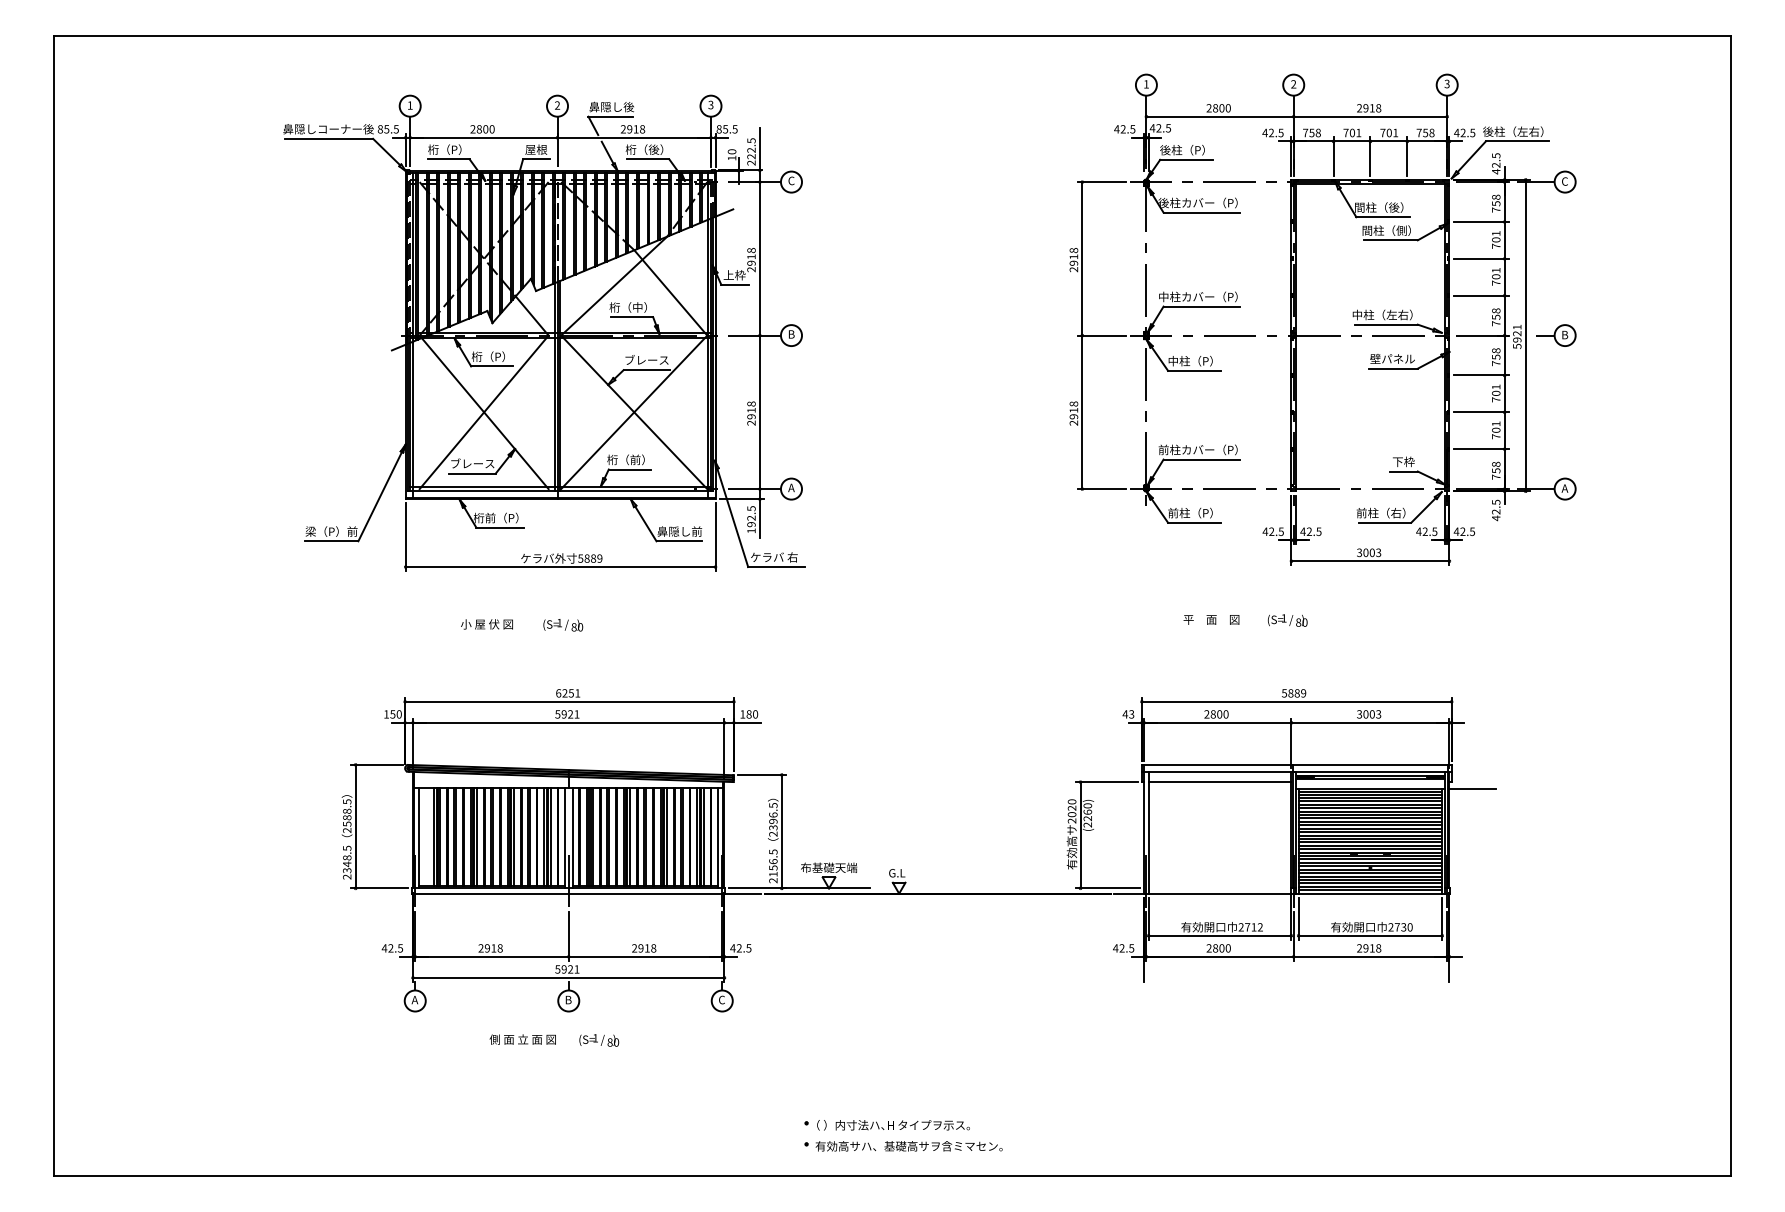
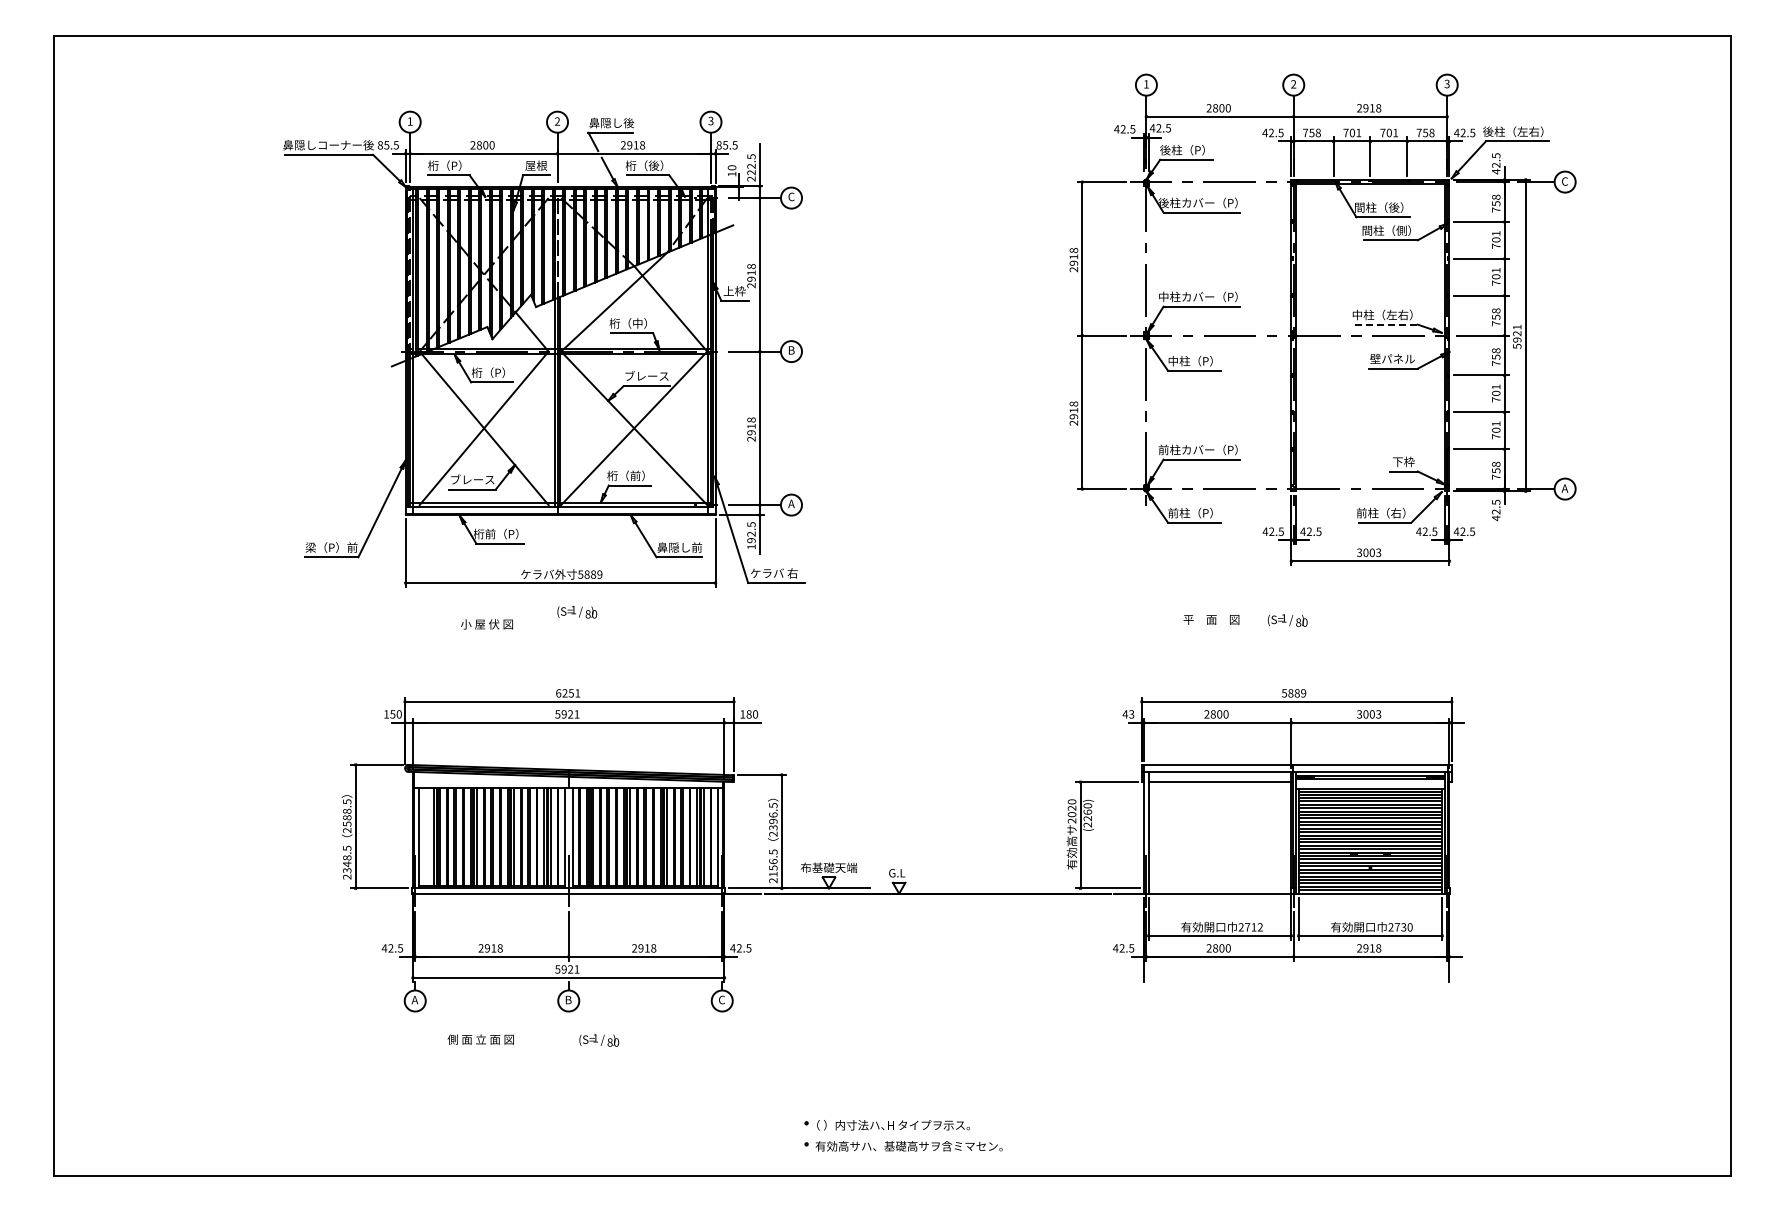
line: solid -> dashed (1386, 324)
part position: (544, 332) -> (544, 348) (544, 348)
part: present -> none (1556, 335)
text position: (563, 625) -> (577, 612) (577, 612)
line: present -> none (1472, 788)
text position: (522, 1039) -> (480, 1039) (480, 1039)
